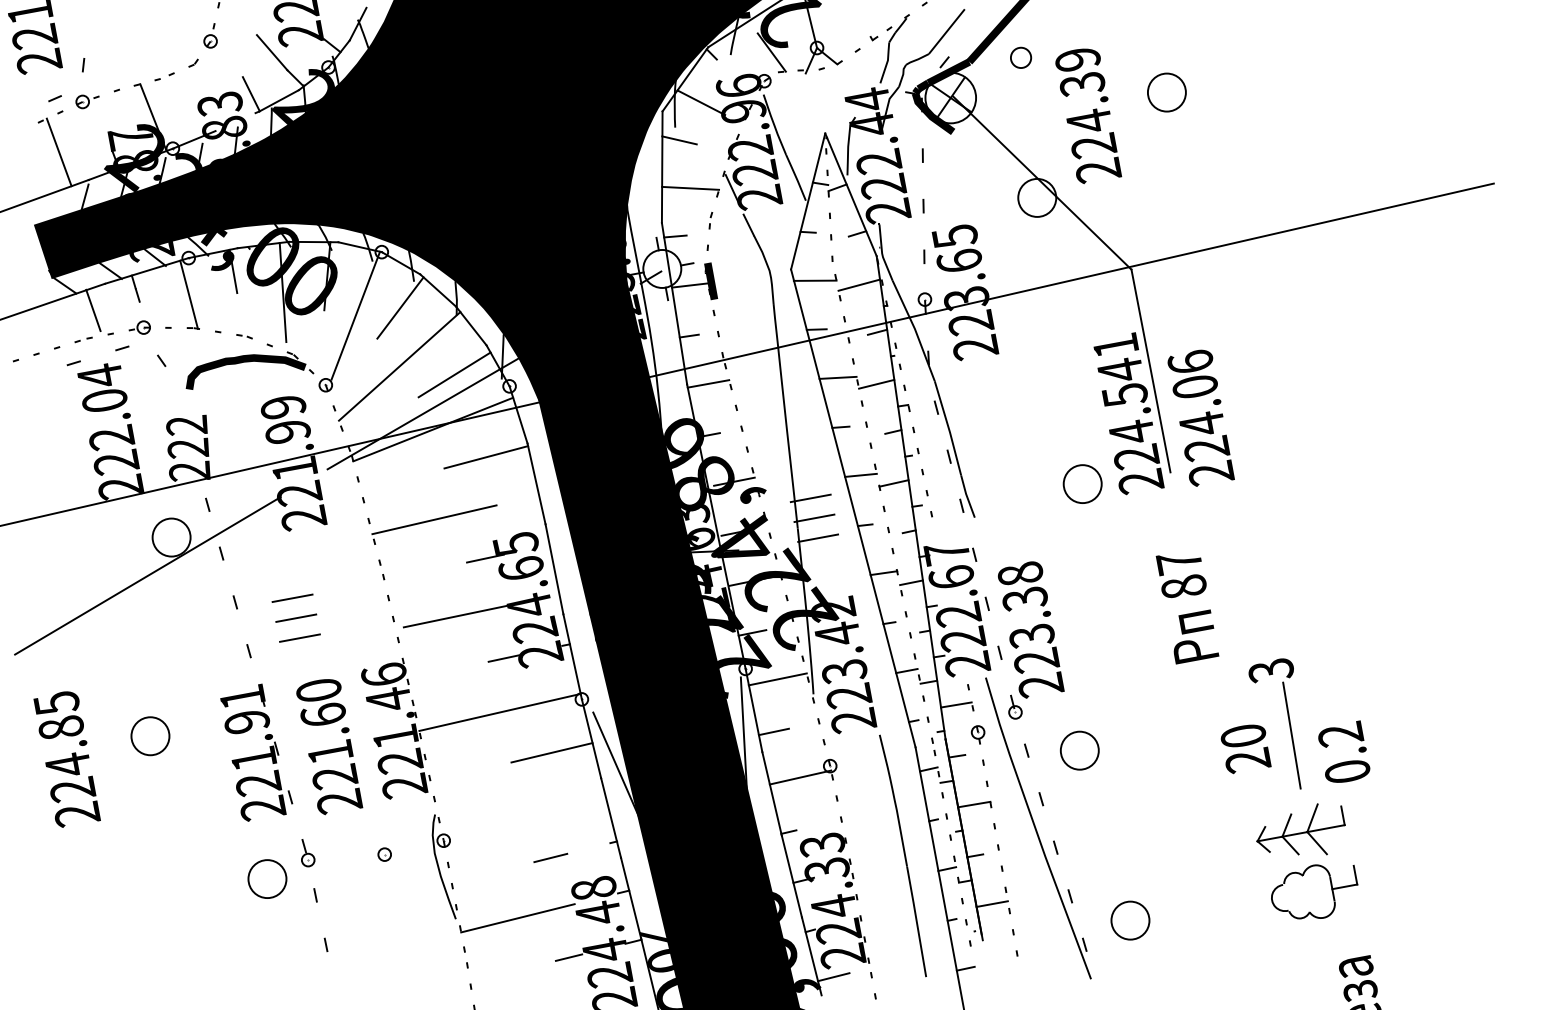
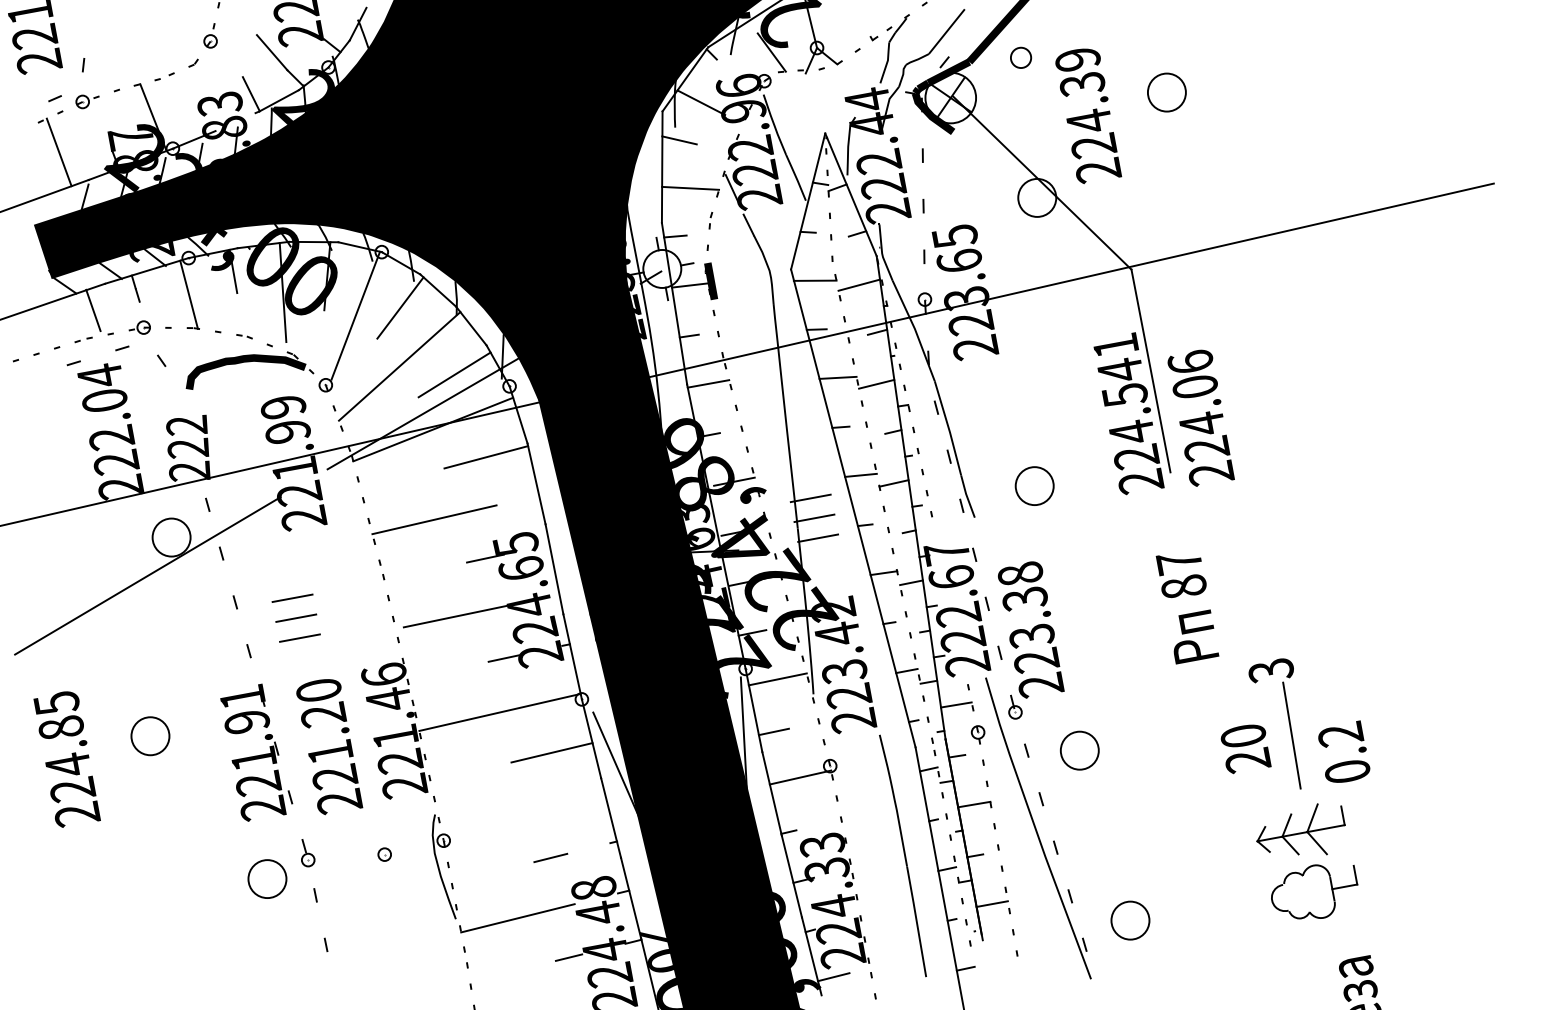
circle position: (1082, 483) -> (1034, 485) (1034, 485)
text: 221.60 -> 221.20 (323, 714)
